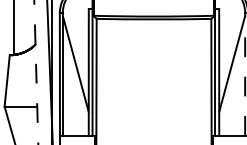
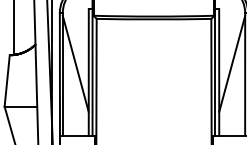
line: dashed -> solid (36, 72)
line: dashed -> solid (245, 73)
